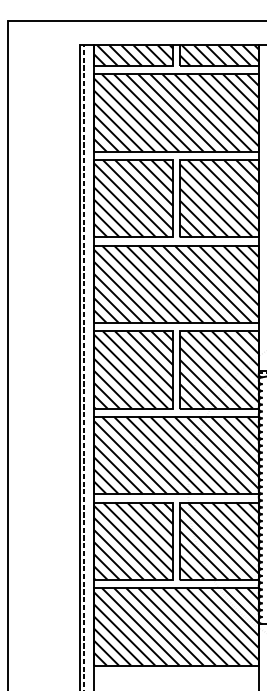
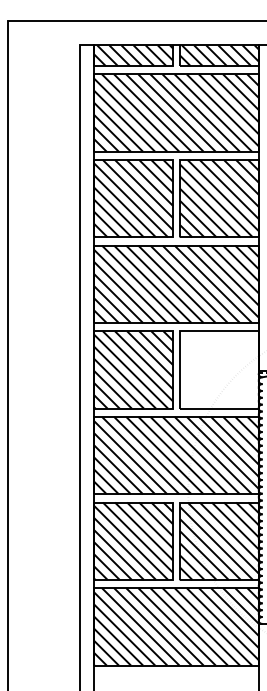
line: present -> none (84, 366)
hatch: present -> none (218, 369)
